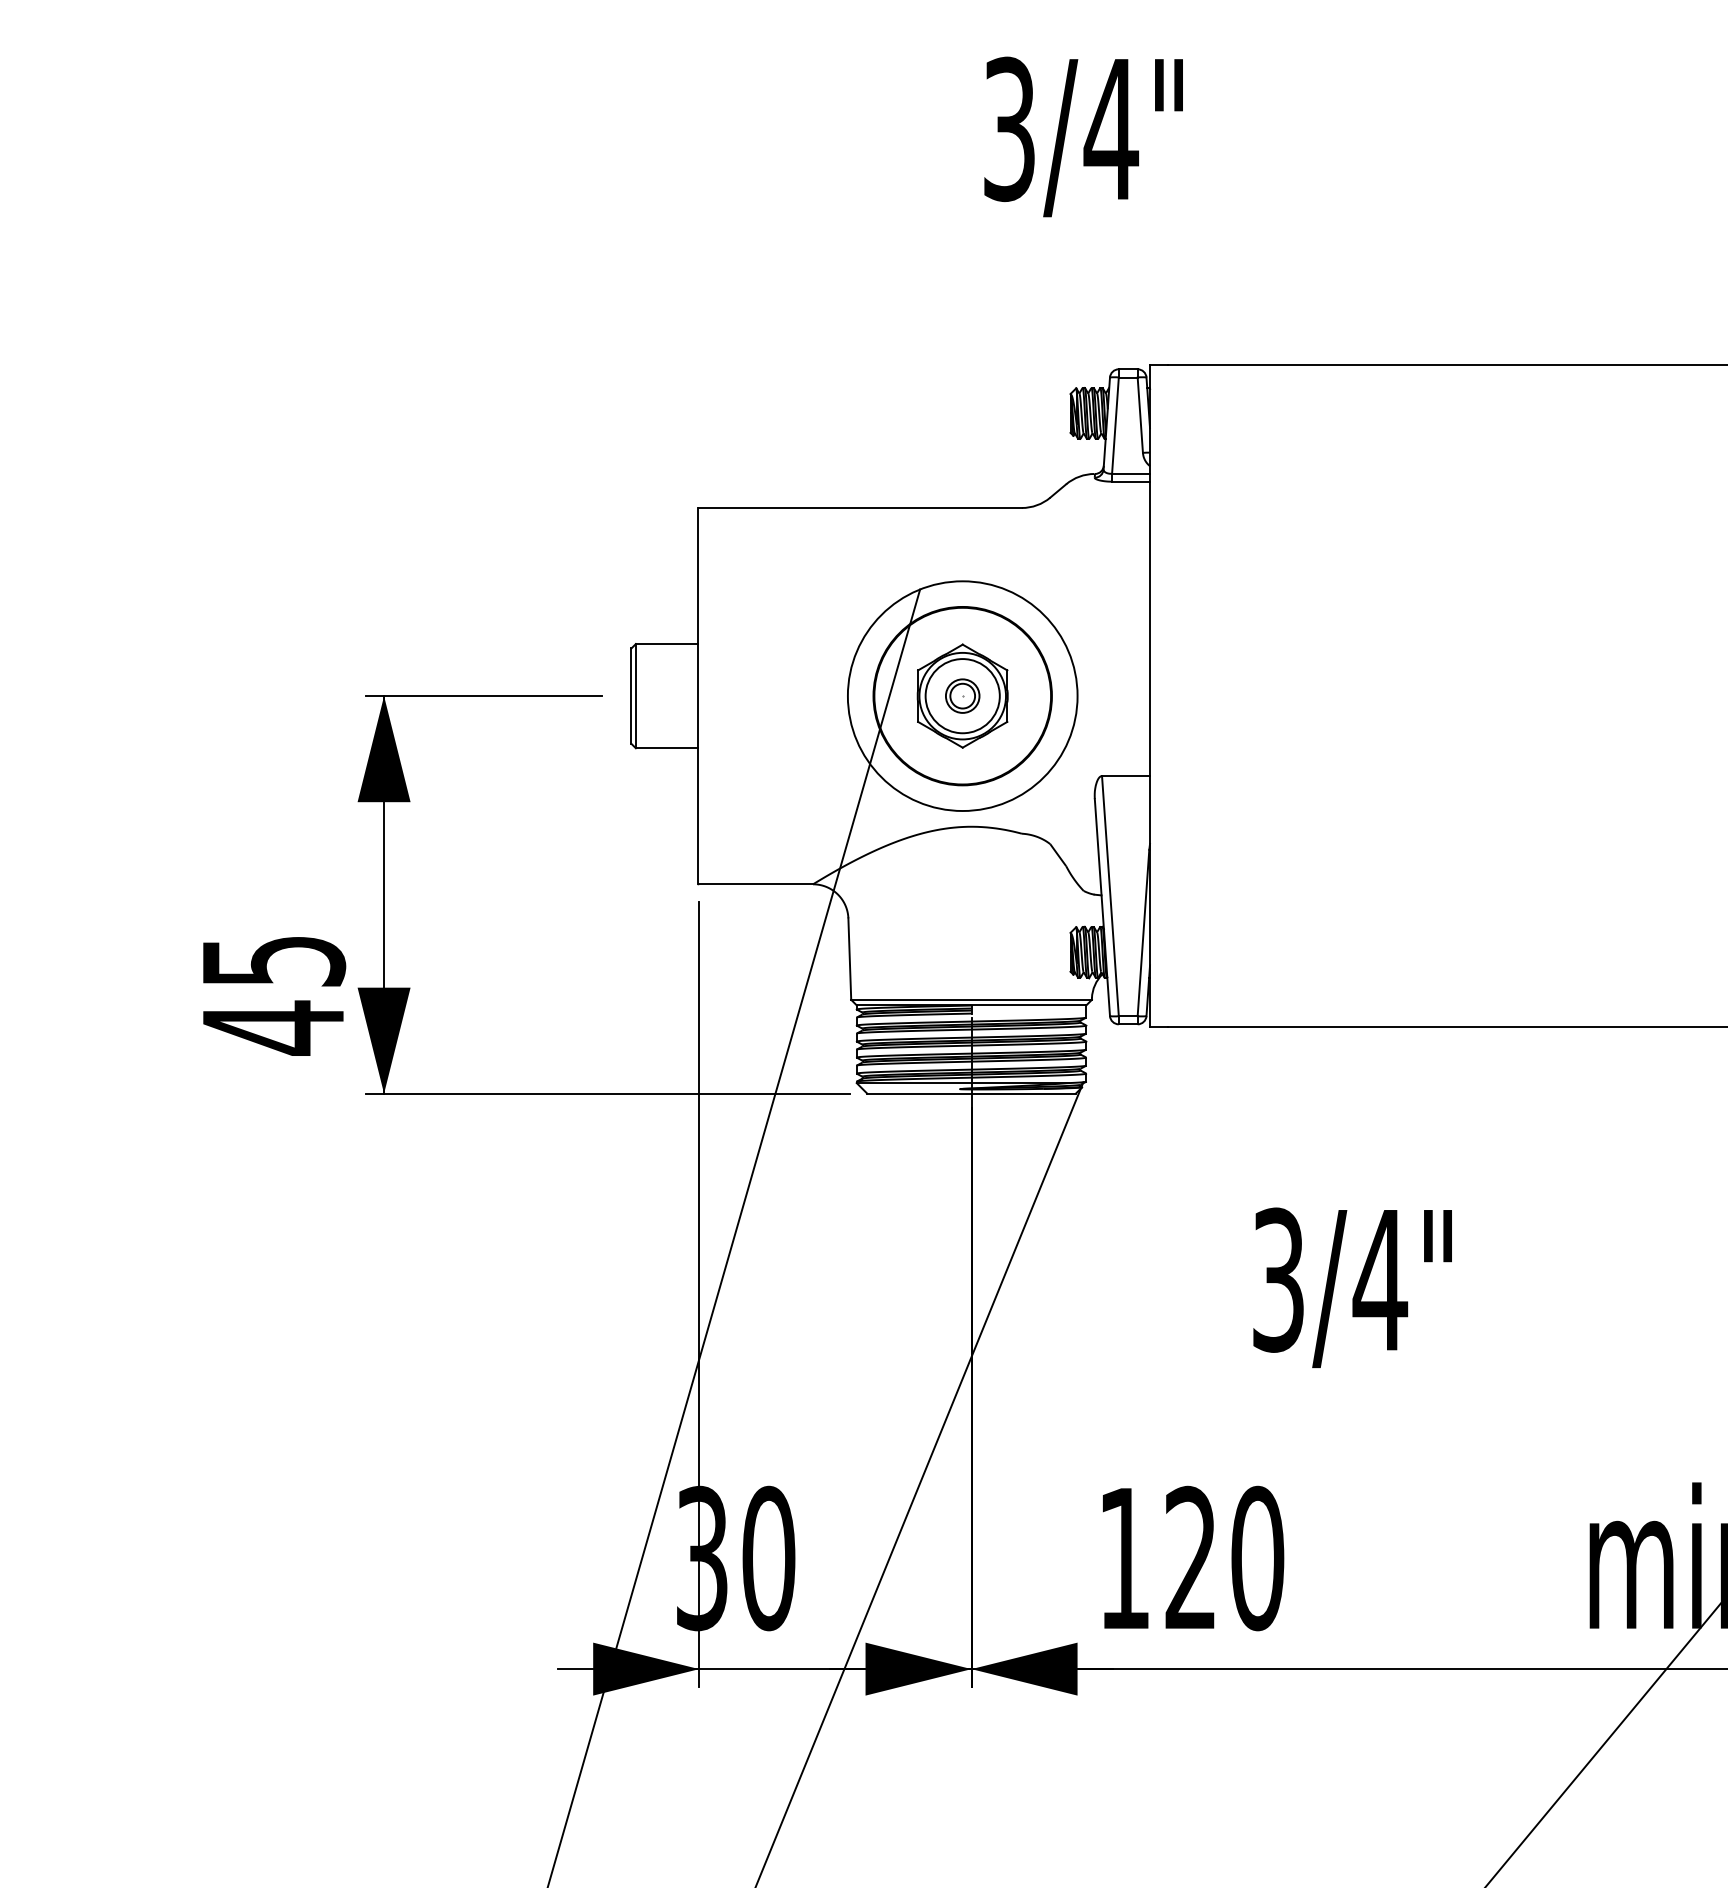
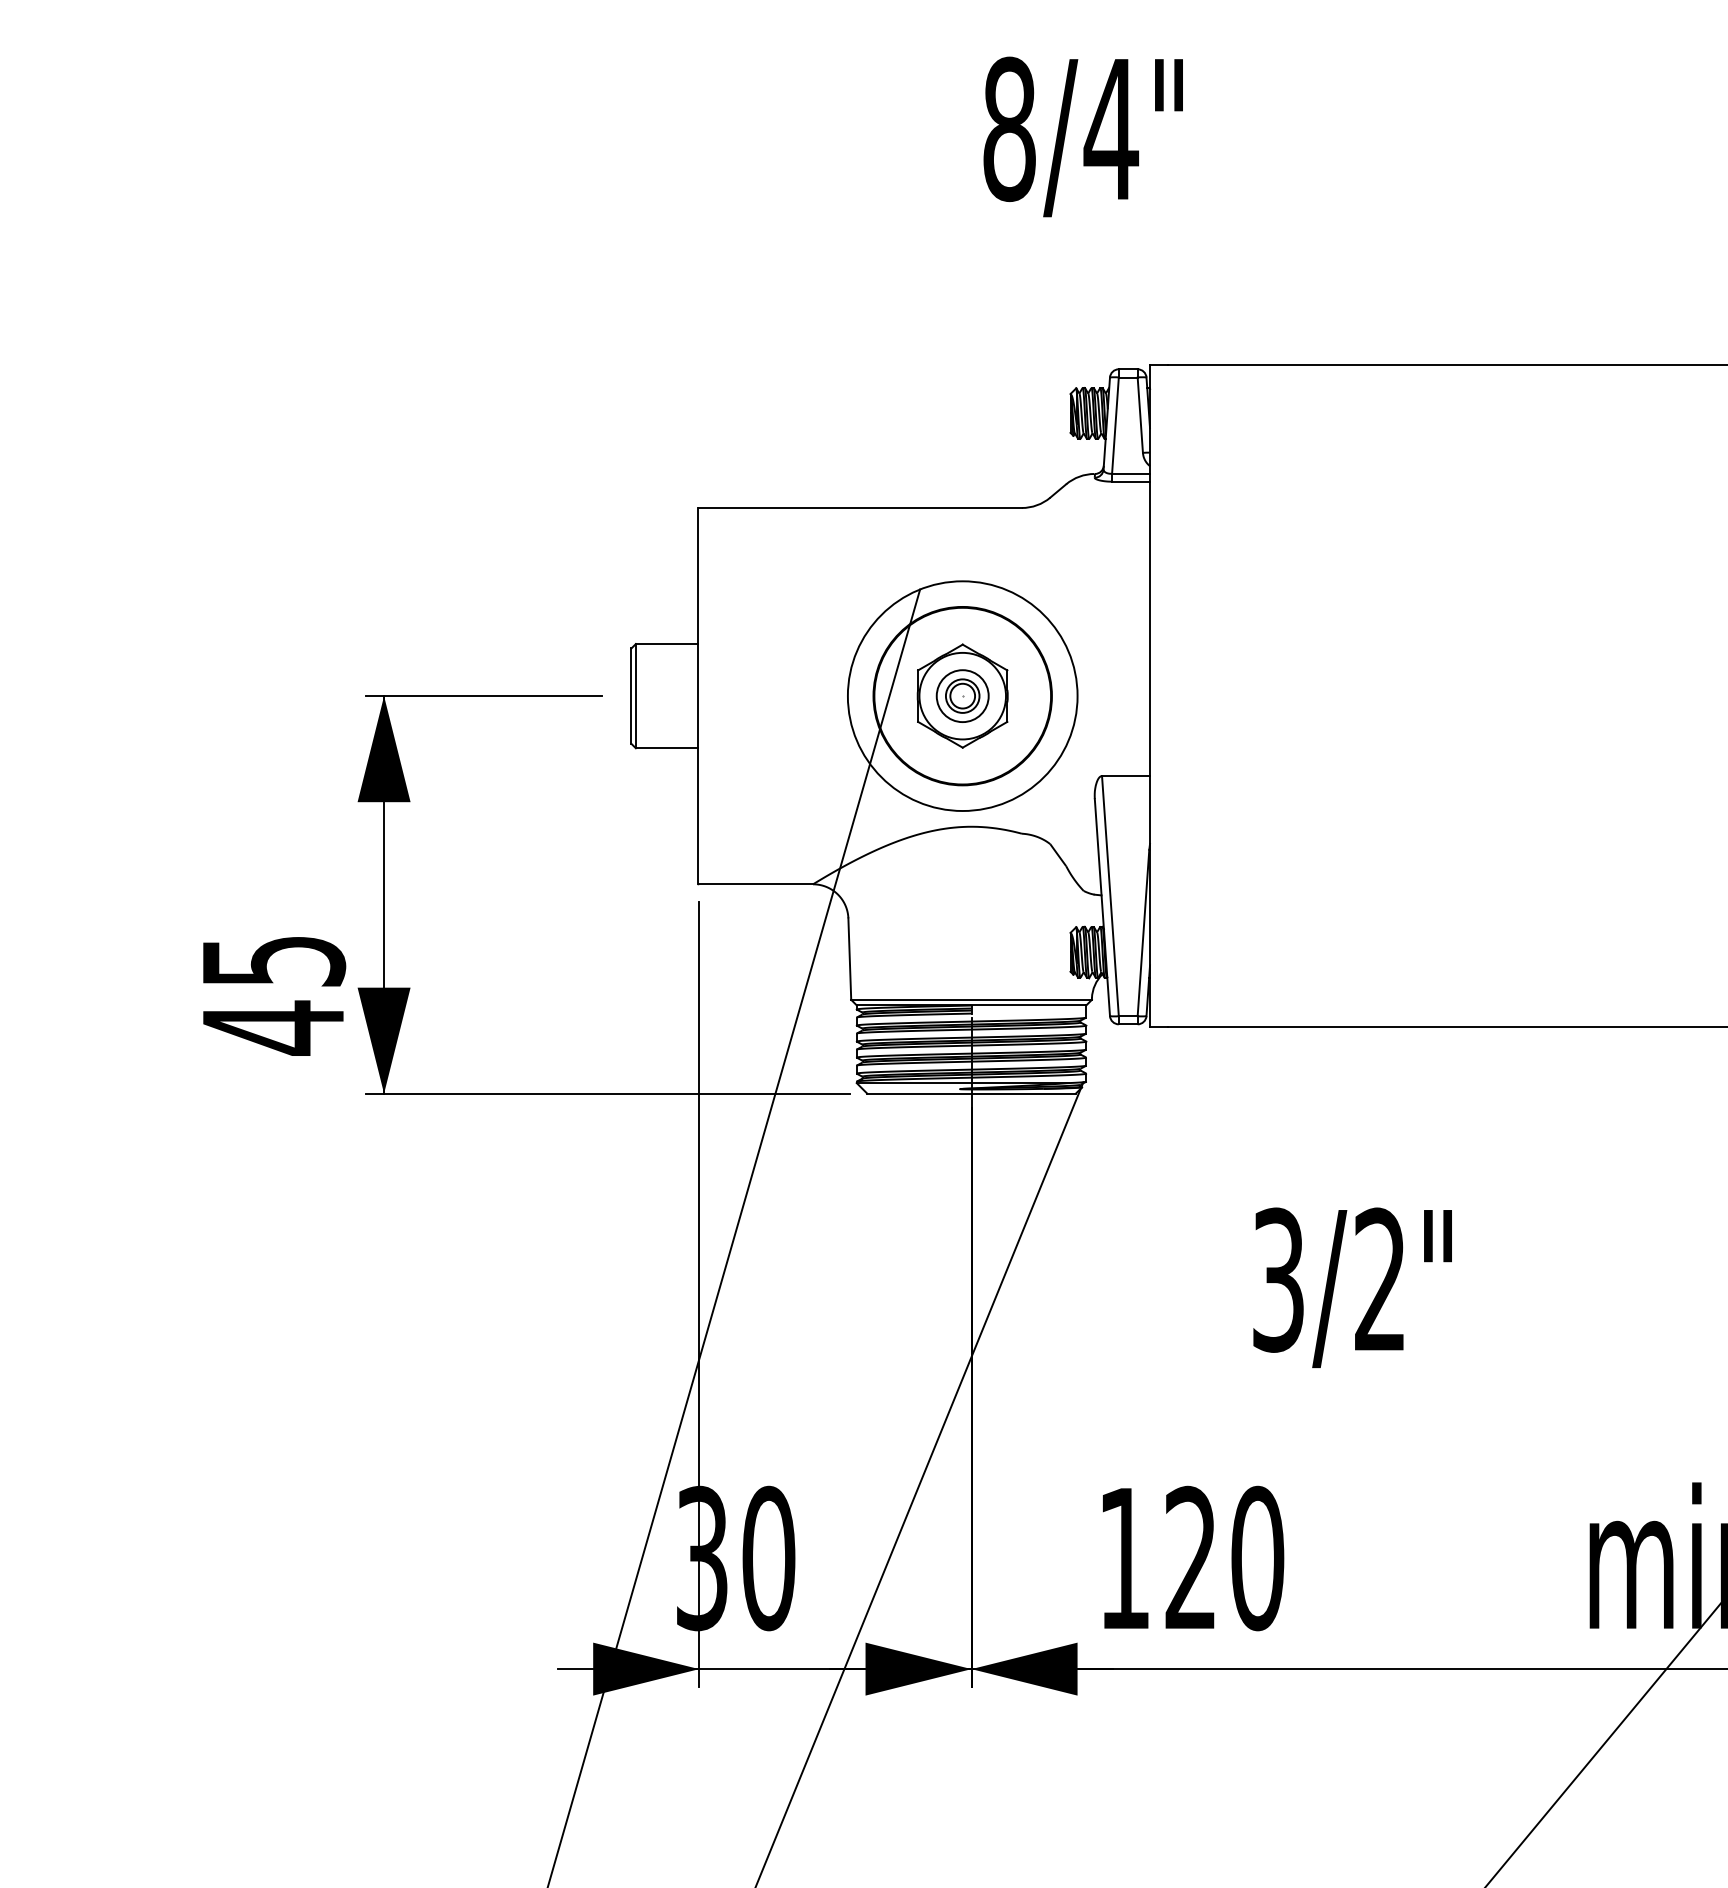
text: 3/4" -> 8/4" (1009, 129)
circle diameter: 74 px -> 52 px (962, 696)
text: 3/4" -> 3/2" (1380, 1278)
